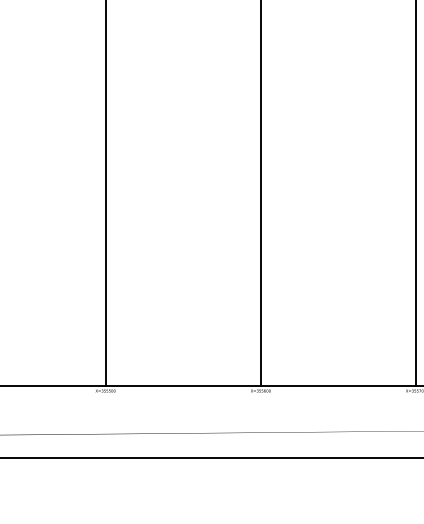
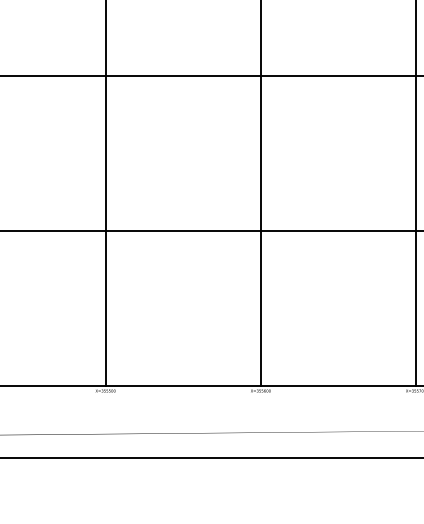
line: none -> present (211, 76)
line: none -> present (211, 231)
